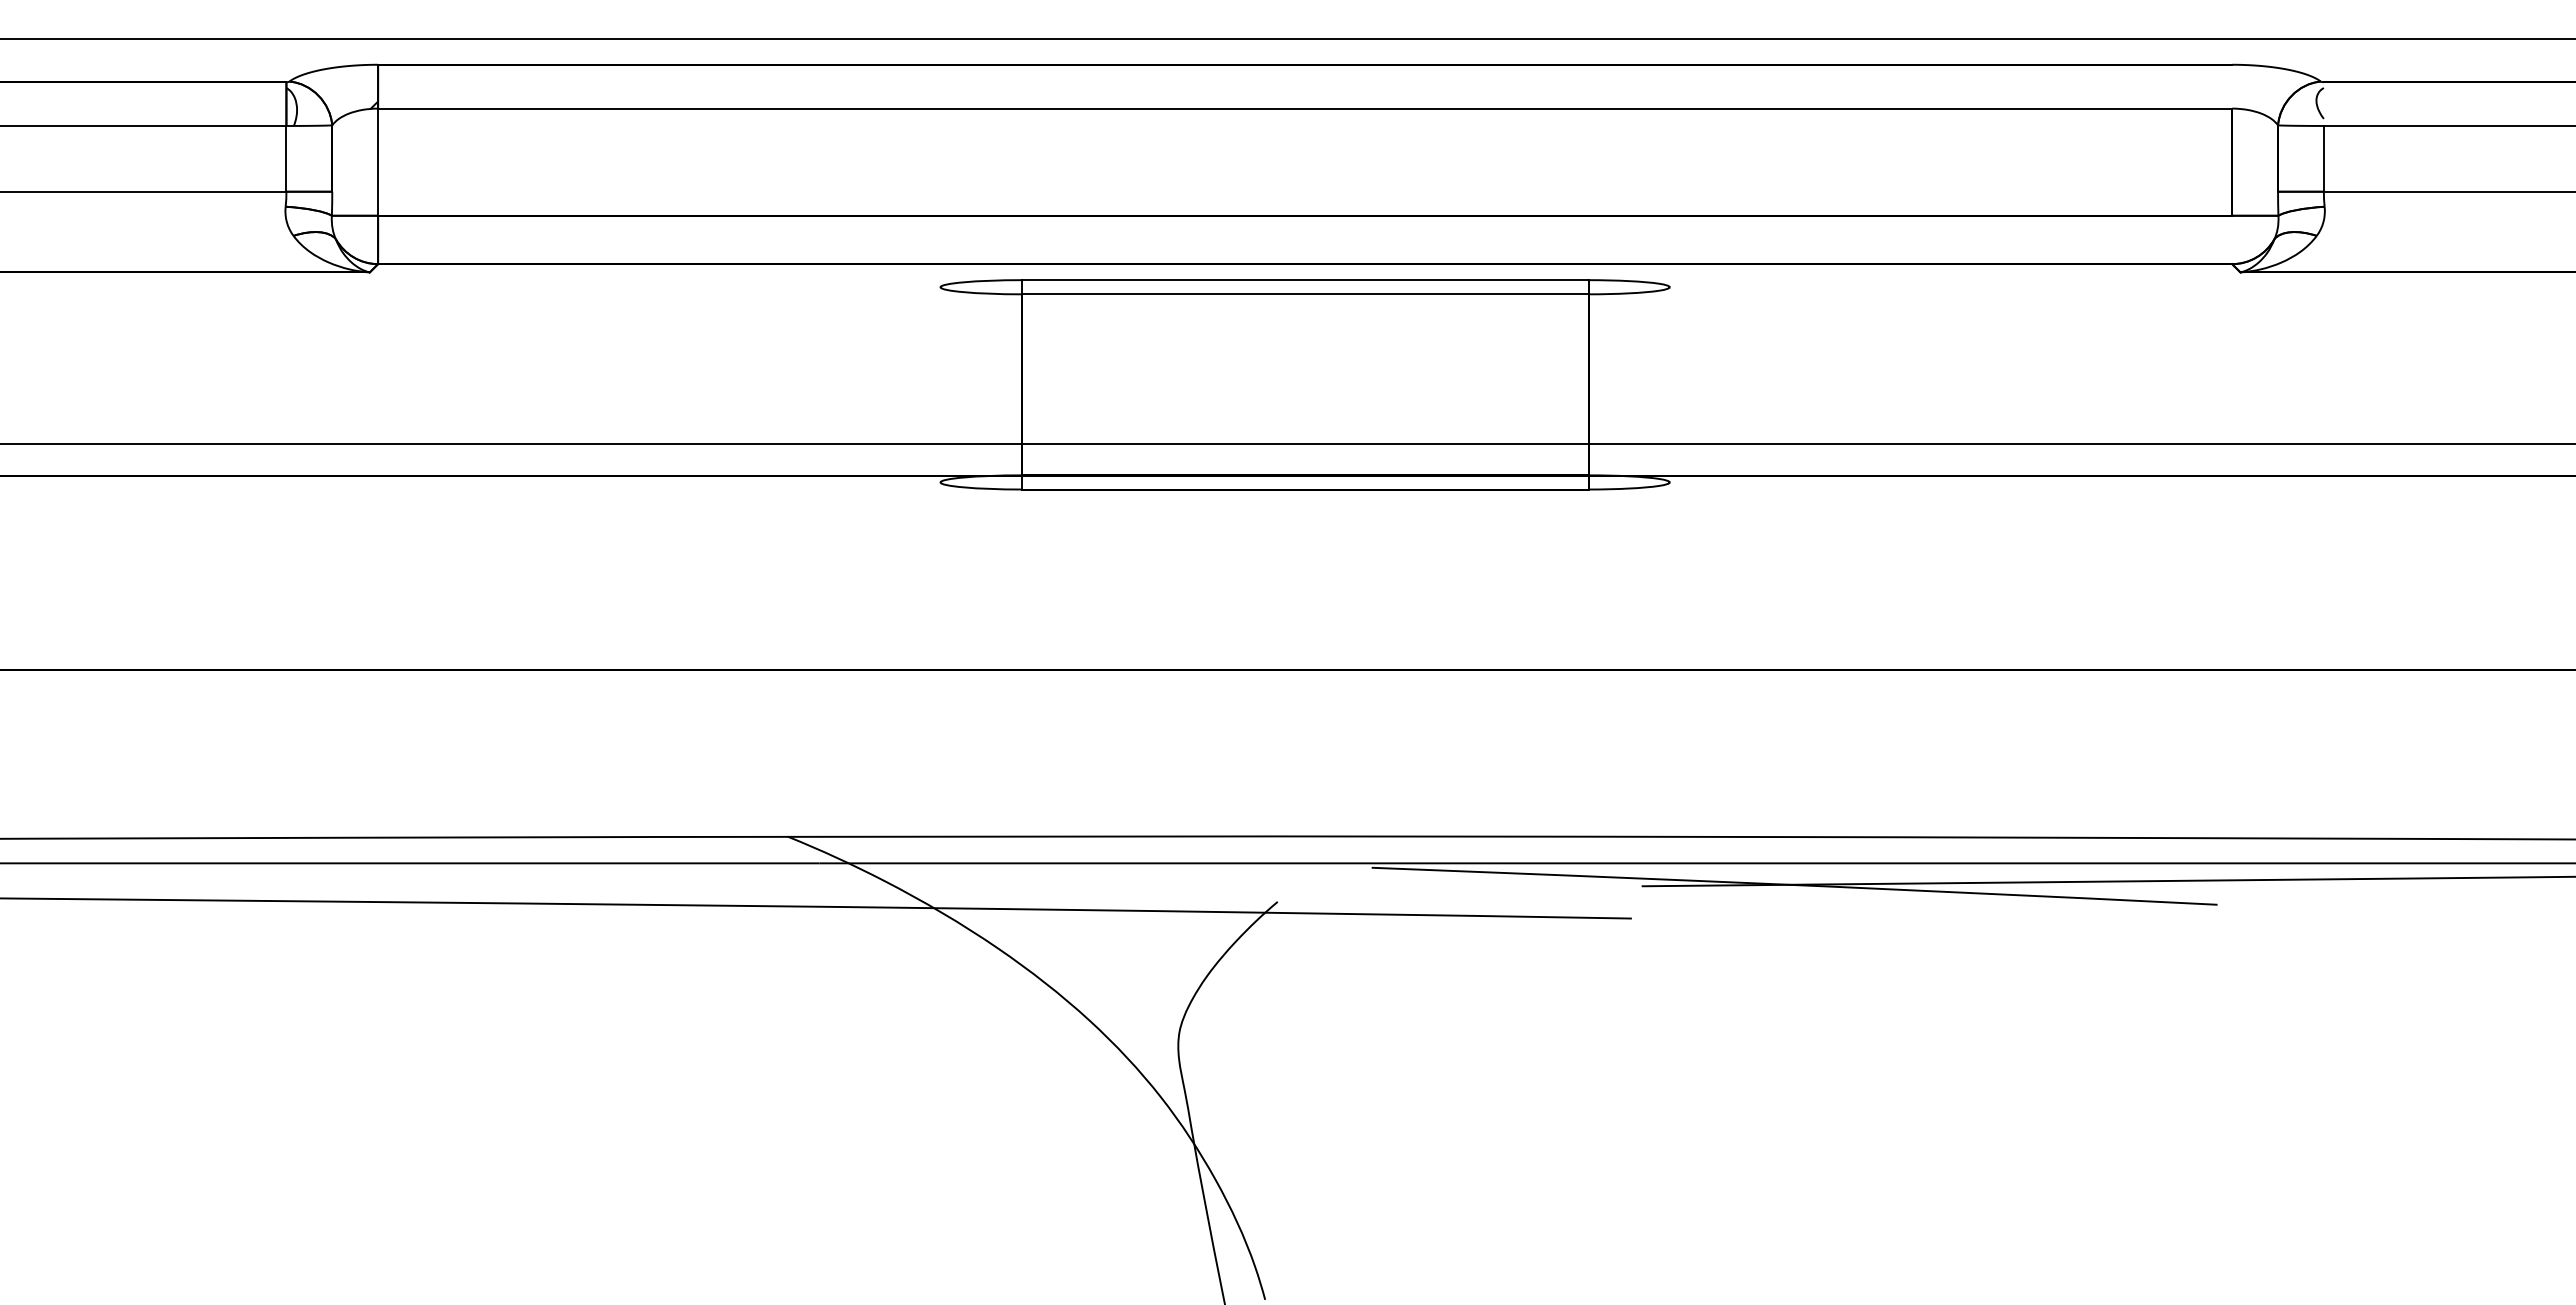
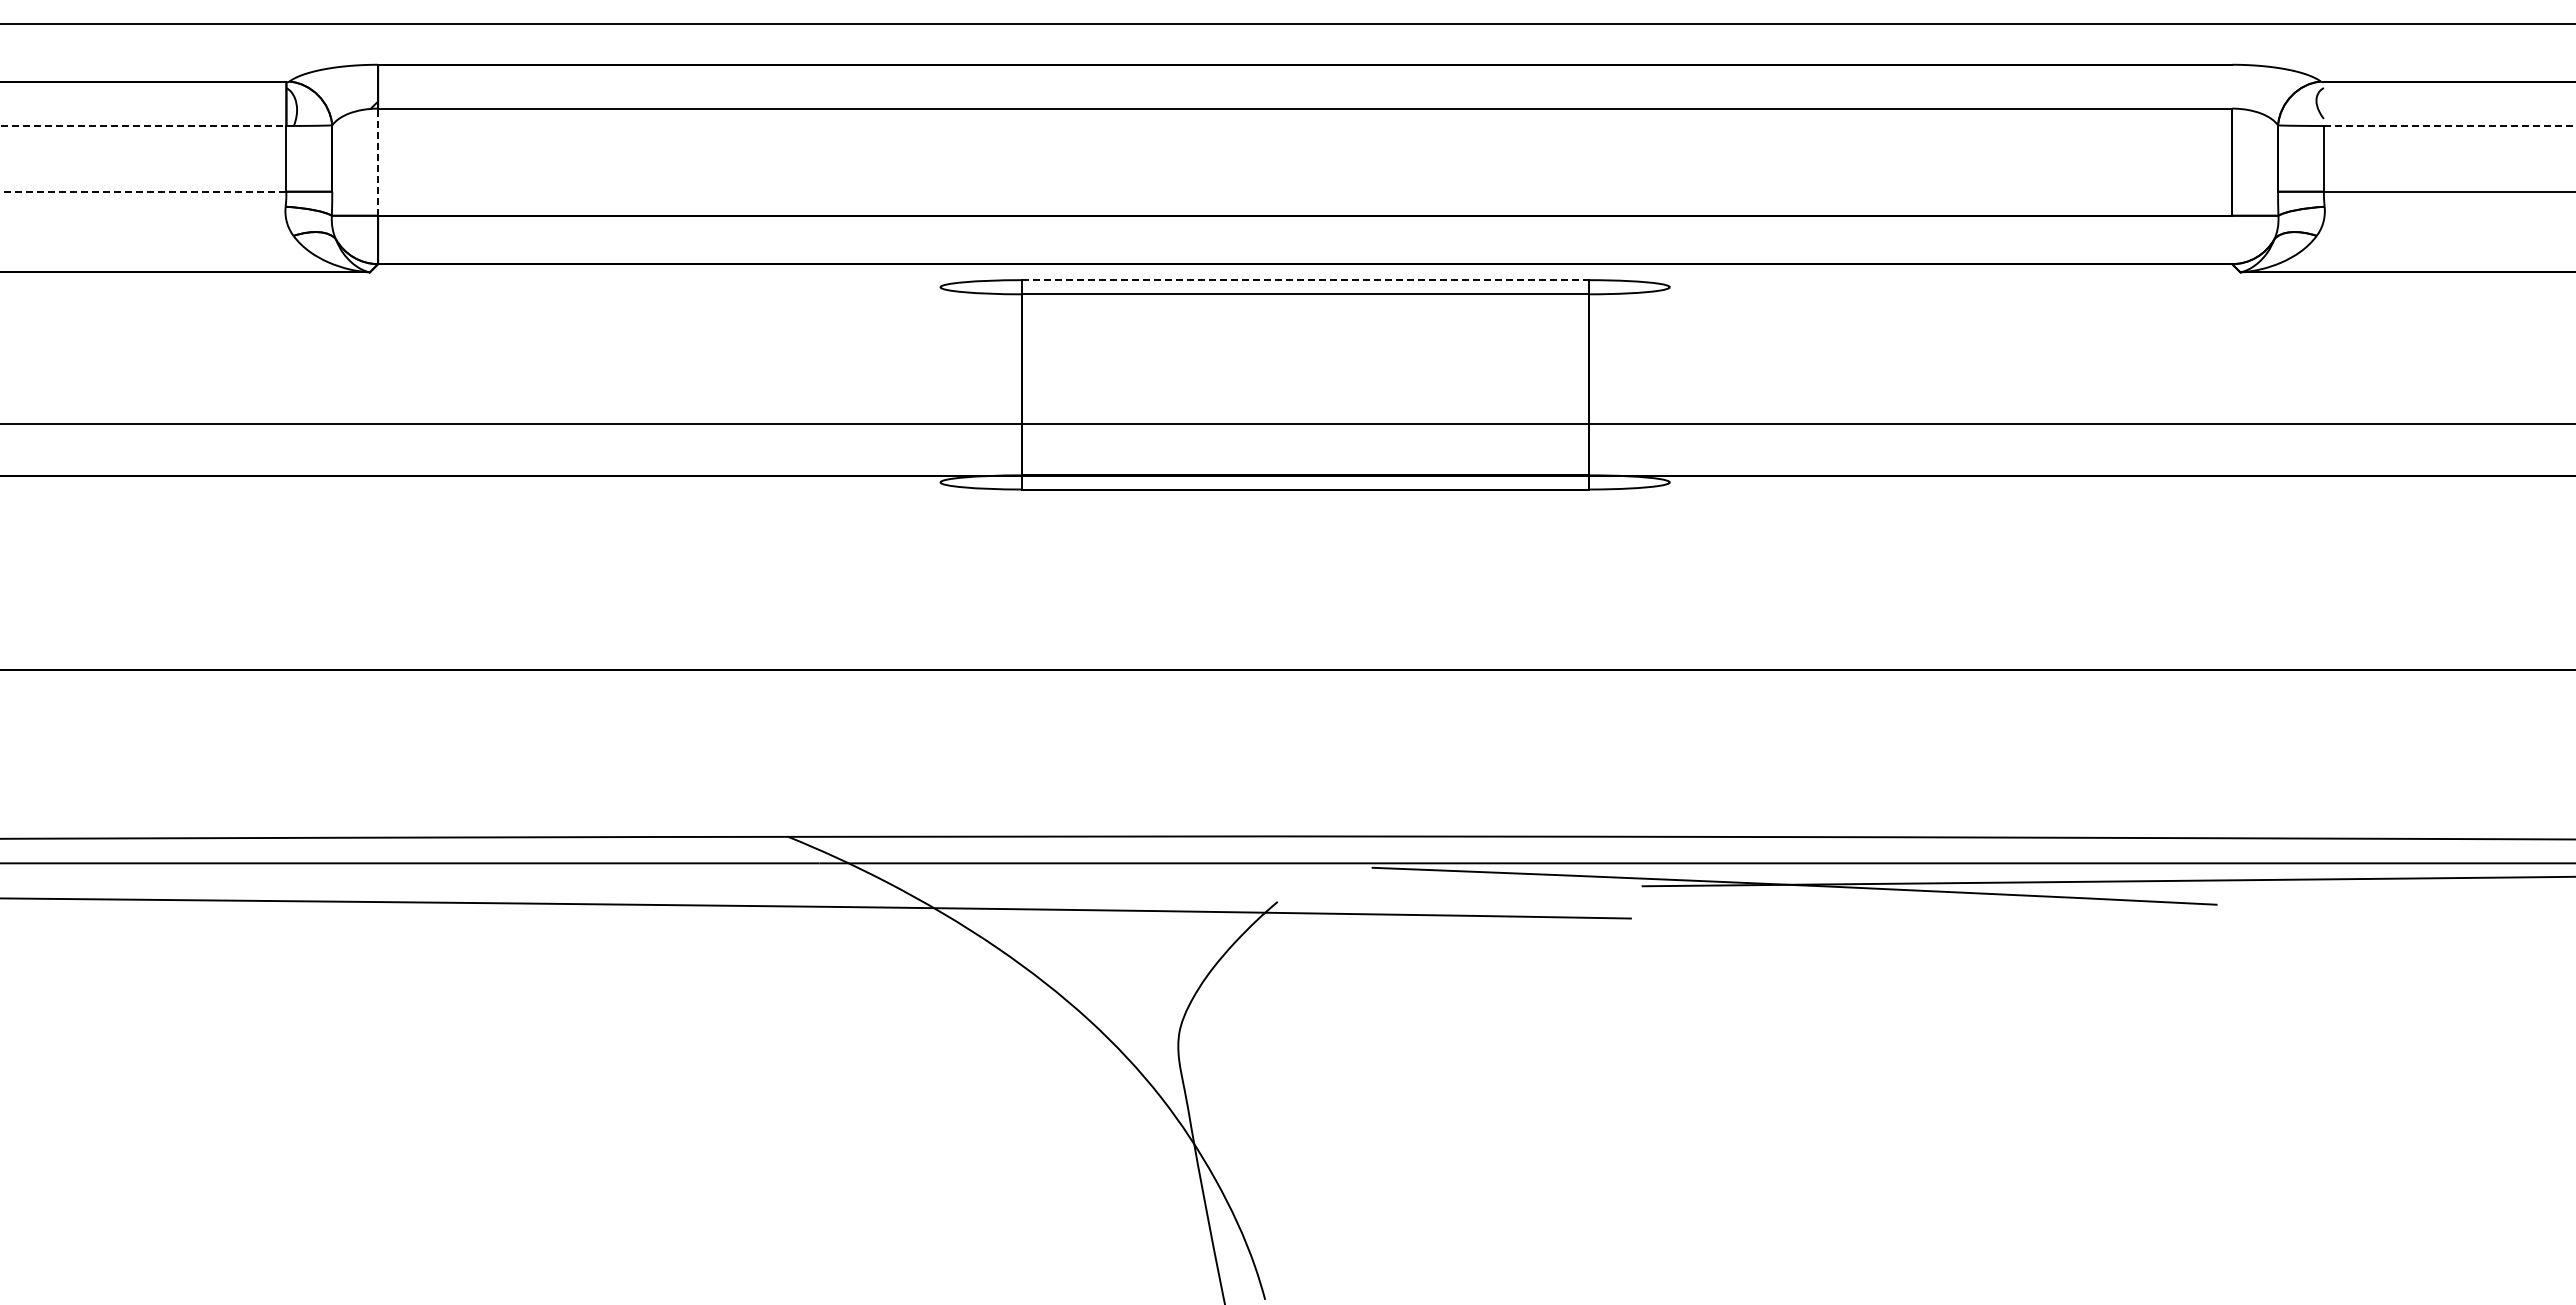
line position: (1287, 39) -> (1287, 24) (1287, 24)
line: solid -> dashed (143, 125)
line: solid -> dashed (2449, 125)
line: solid -> dashed (378, 162)
line: solid -> dashed (143, 191)
line: solid -> dashed (1305, 280)
line position: (1287, 444) -> (1287, 424) (1287, 424)
